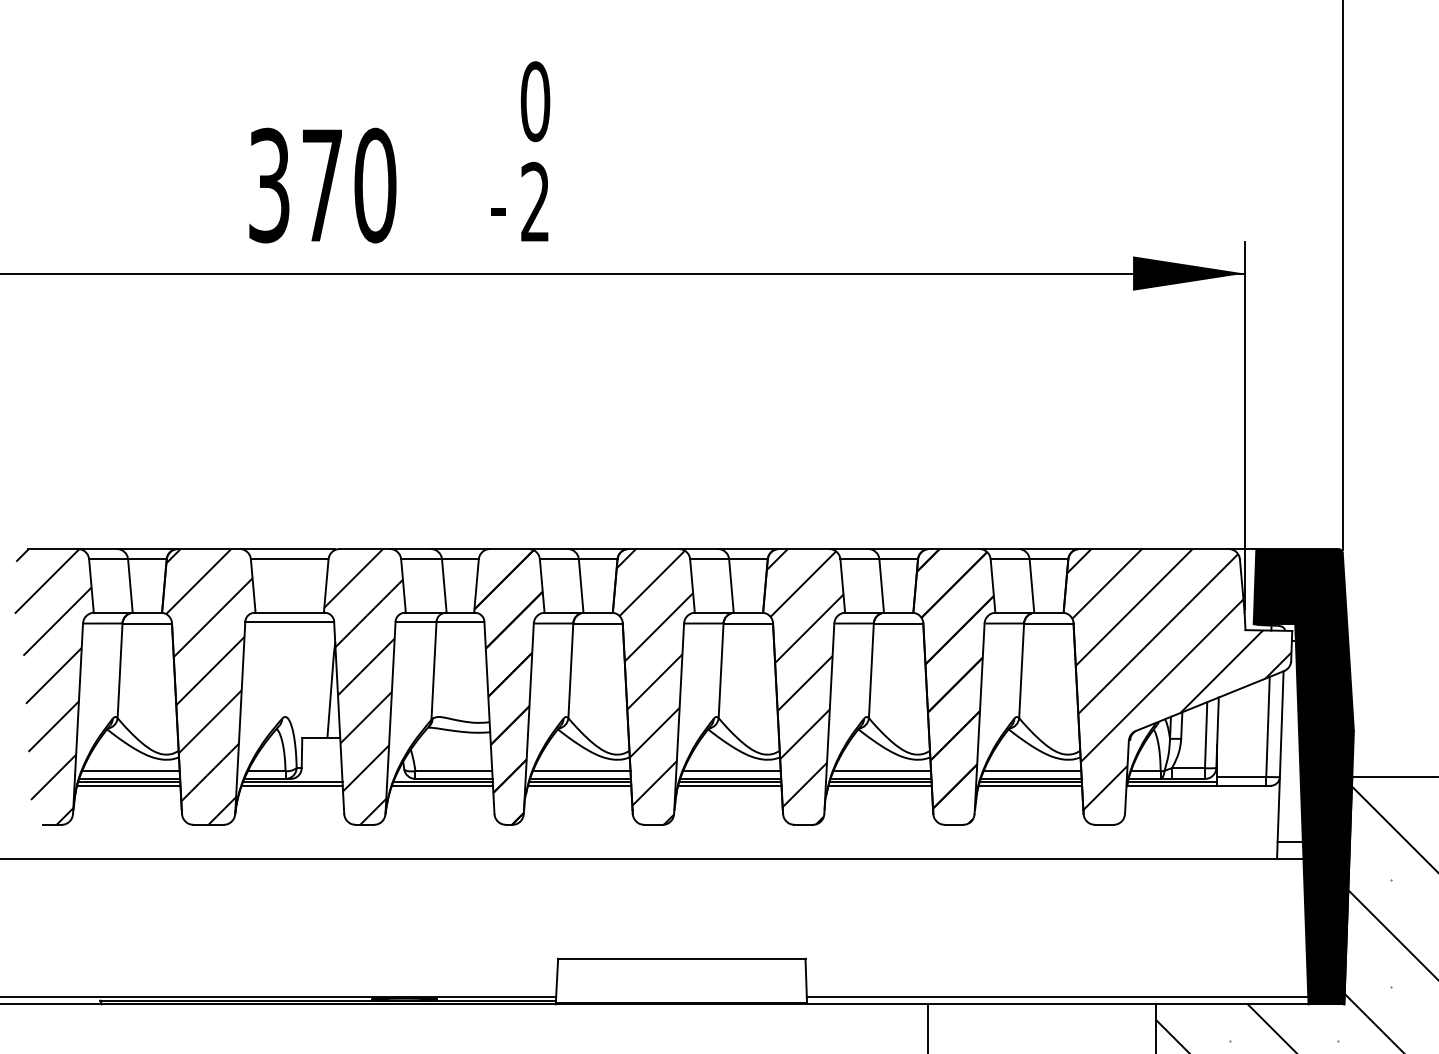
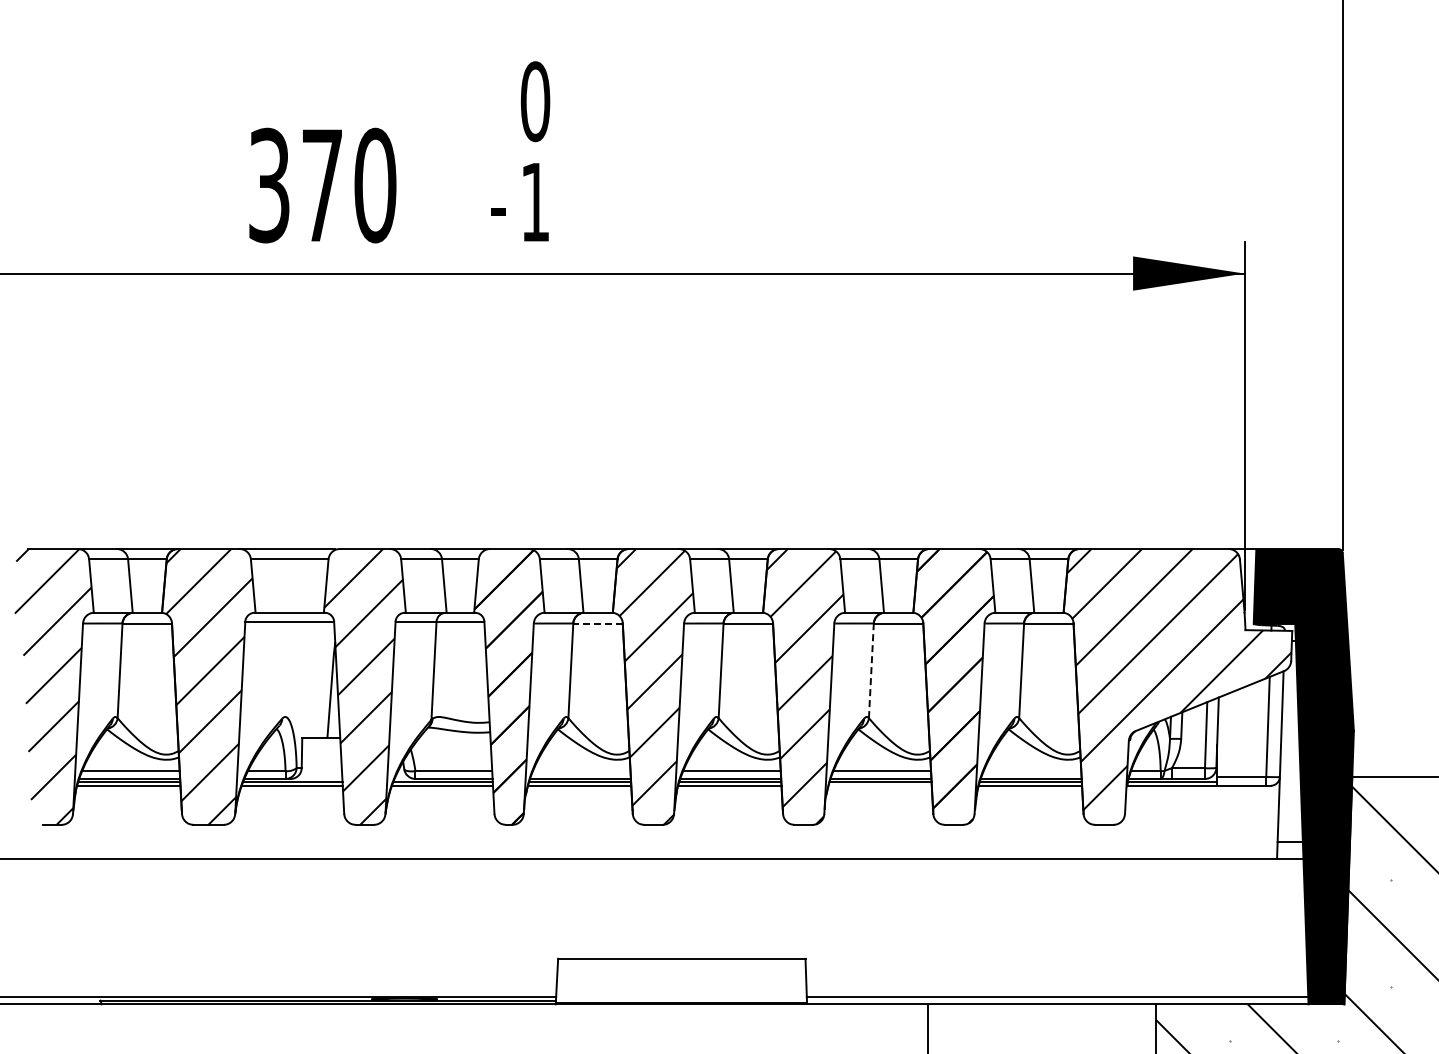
text: 2 -> 1 (534, 201)
line: solid -> dashed (598, 623)
line: solid -> dashed (871, 670)
line: present -> none (581, 771)
line: present -> none (1032, 771)
line: present -> none (879, 785)
